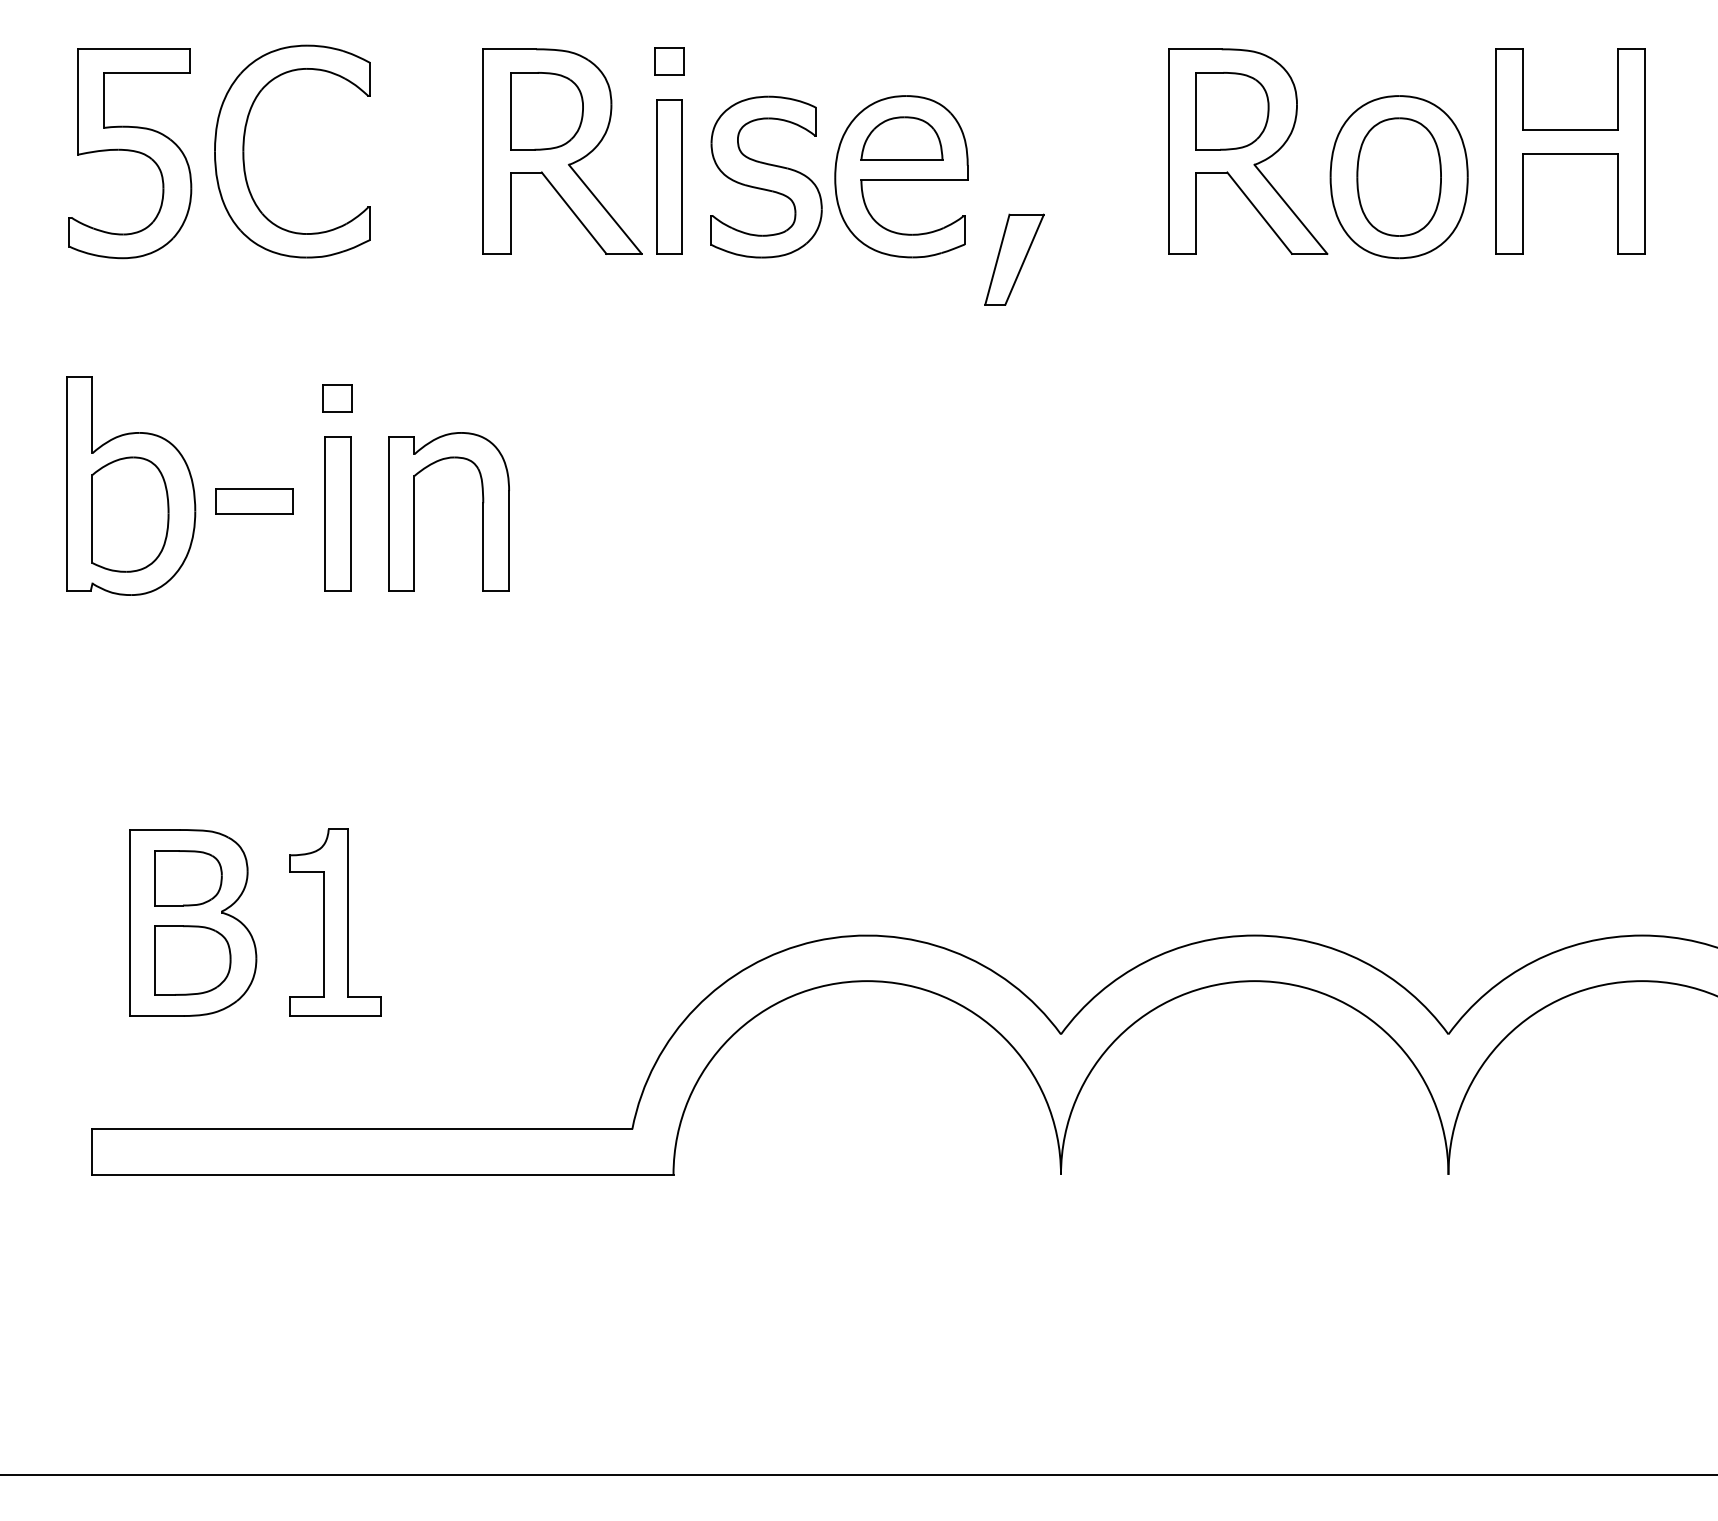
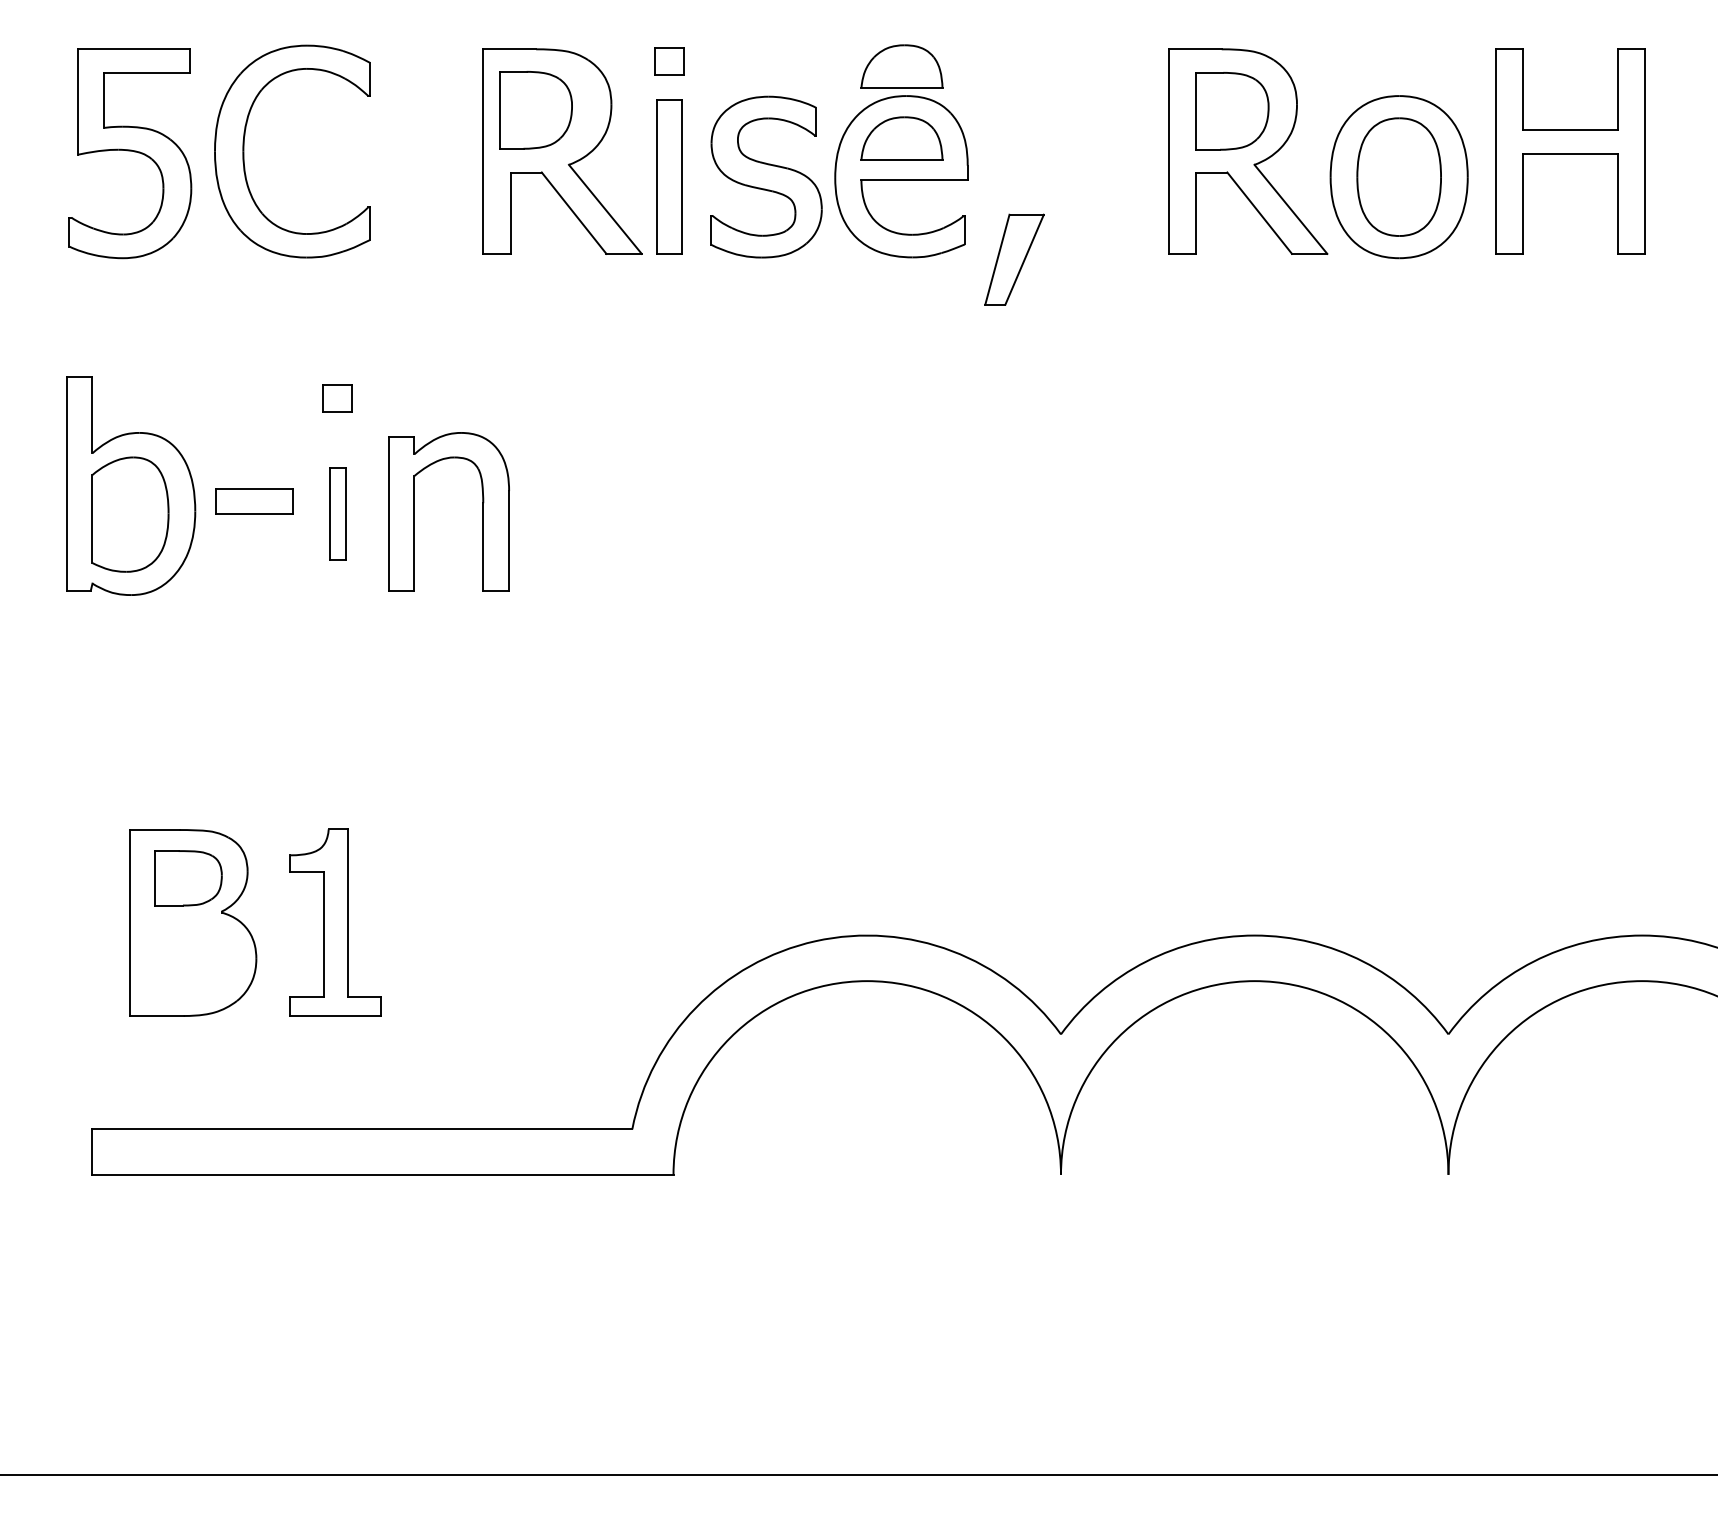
part: none -> present (901, 66)
part position: (546, 111) -> (535, 110) (535, 110)
part size: 28x156 px -> 18x94 px (337, 513)
part: present -> none (192, 960)
